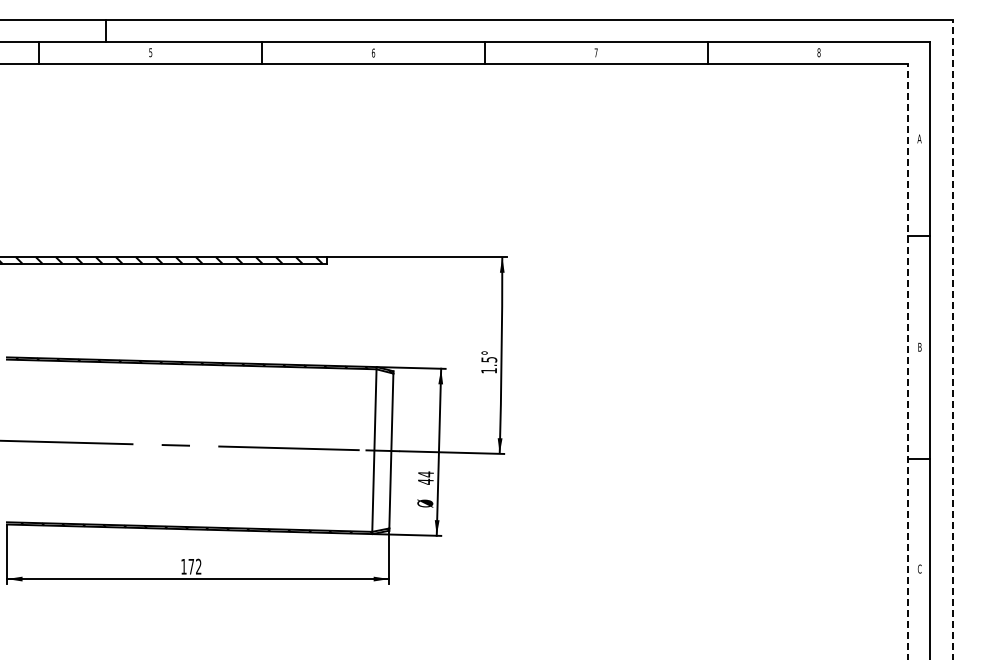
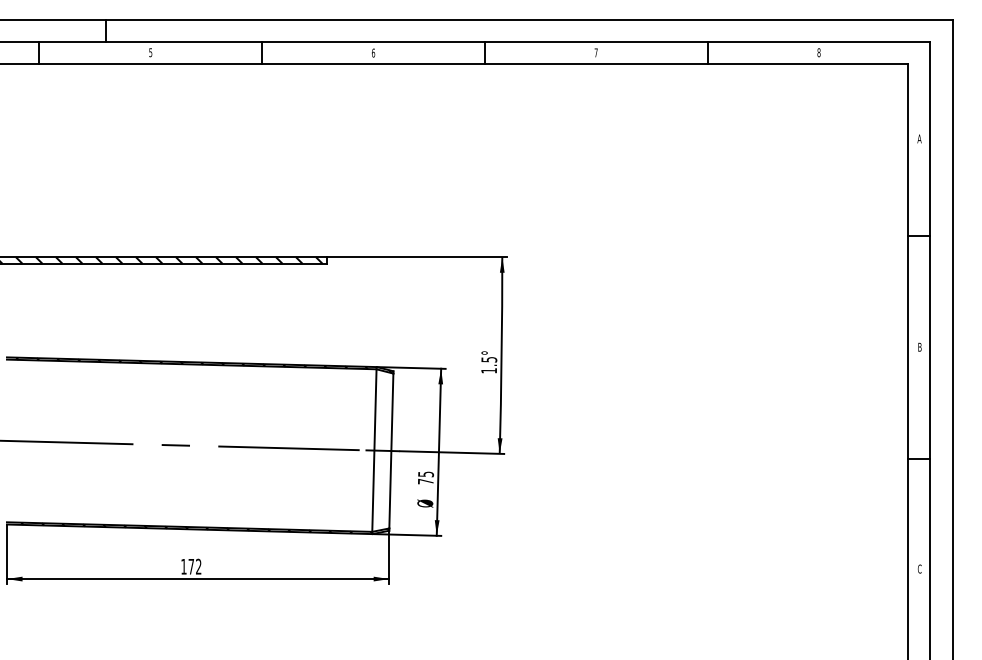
line: dashed -> solid (952, 339)
line: dashed -> solid (907, 361)
text: 44 -> 75 (425, 477)
